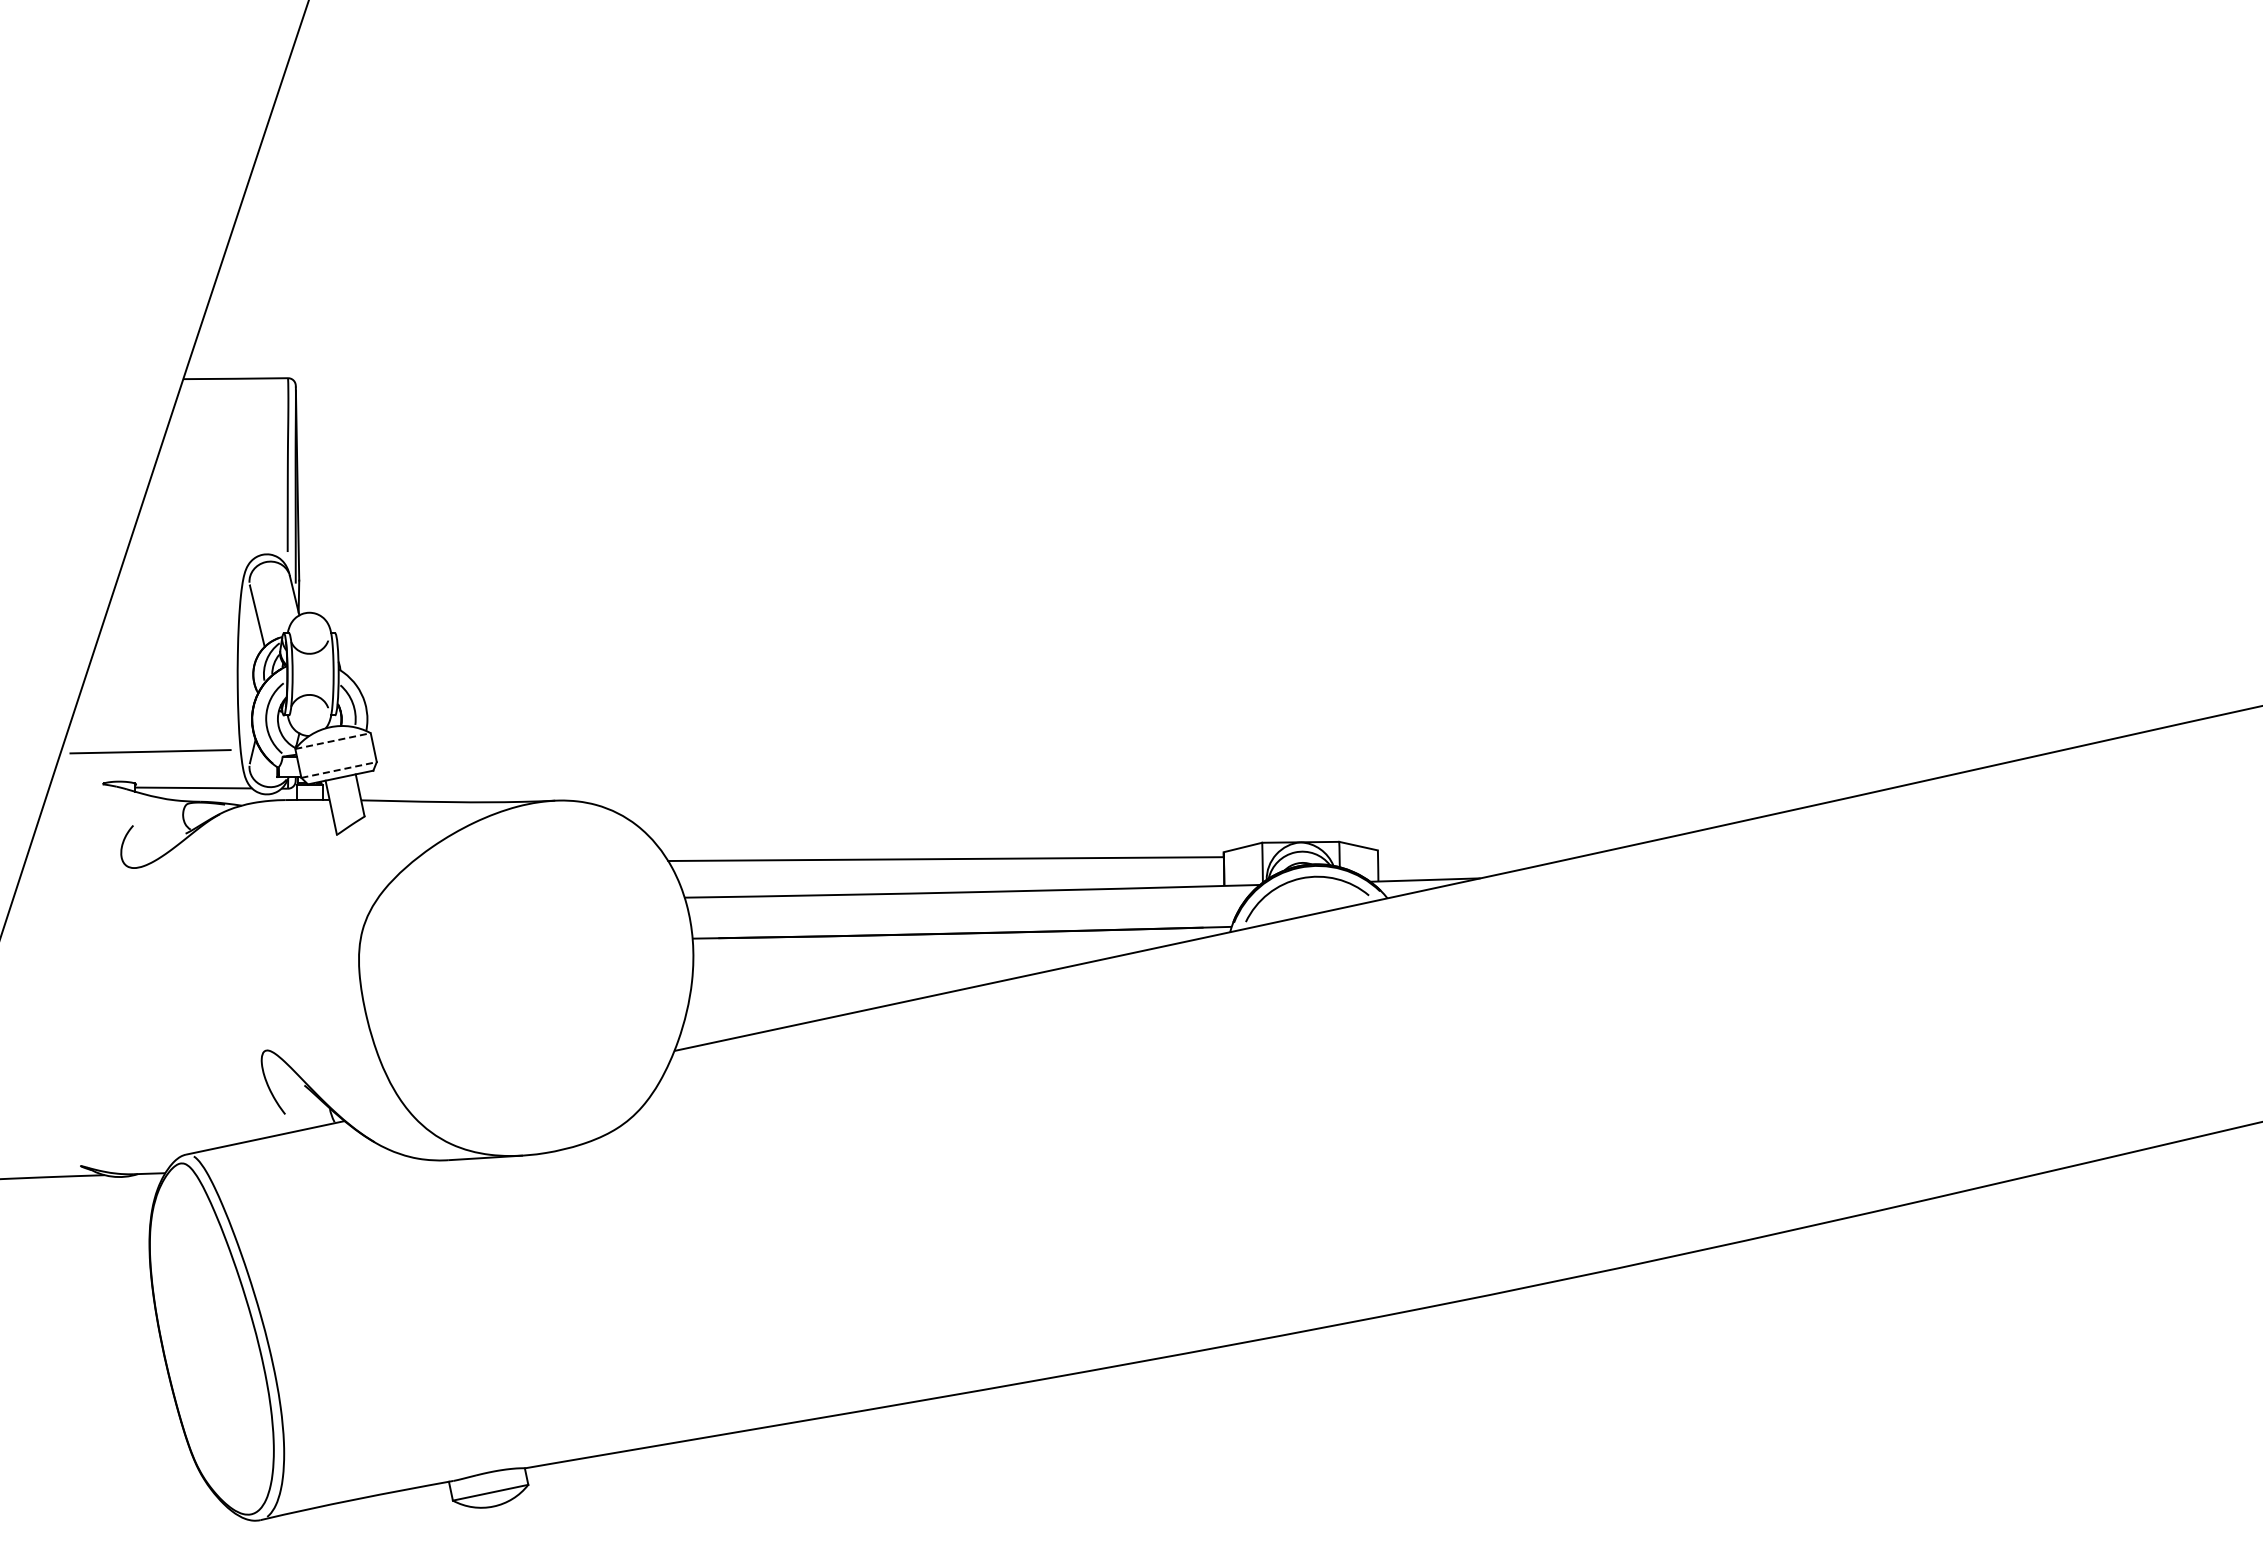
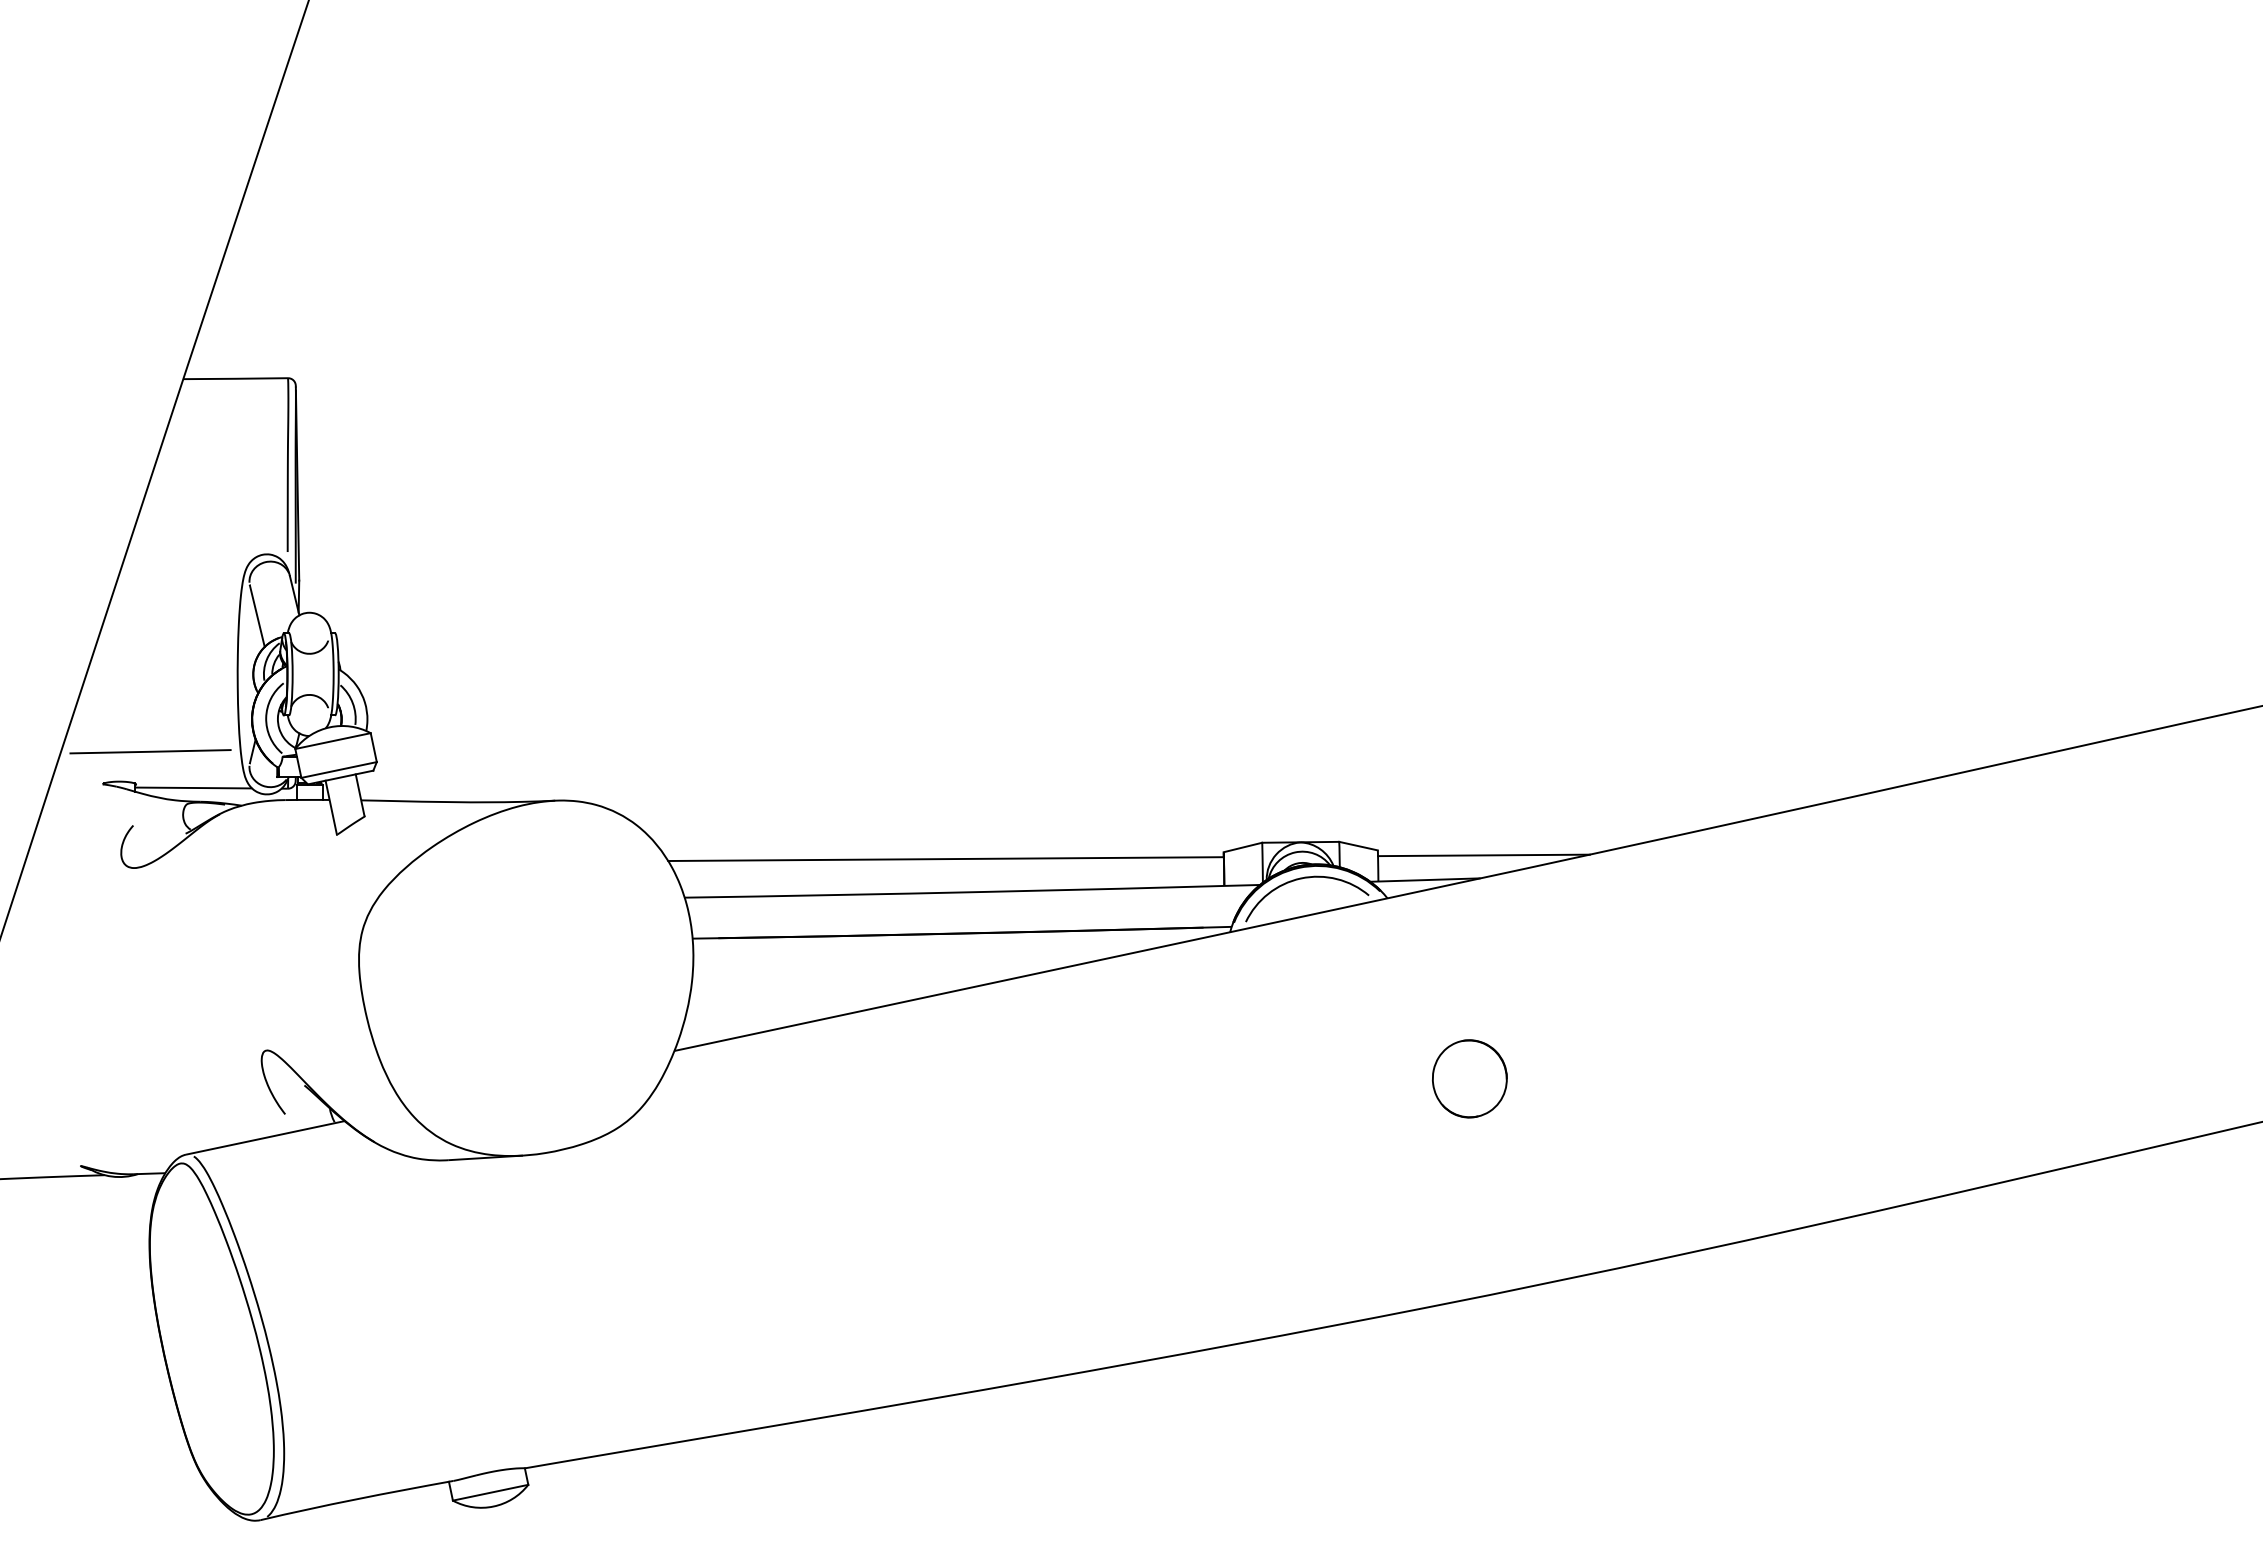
line: dashed -> solid (333, 741)
line: dashed -> solid (339, 770)
line: none -> present (1483, 855)
part: none -> present (1469, 1078)
